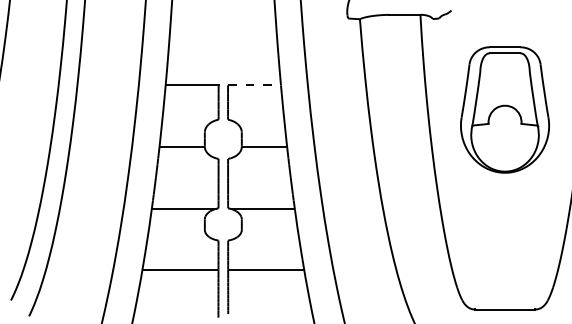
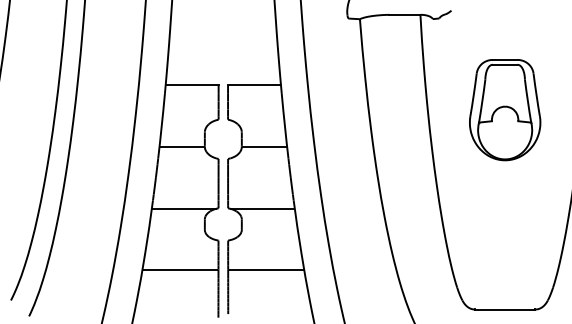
line: dashed -> solid (255, 85)
part size: 90x128 px -> 73x103 px (505, 110)
